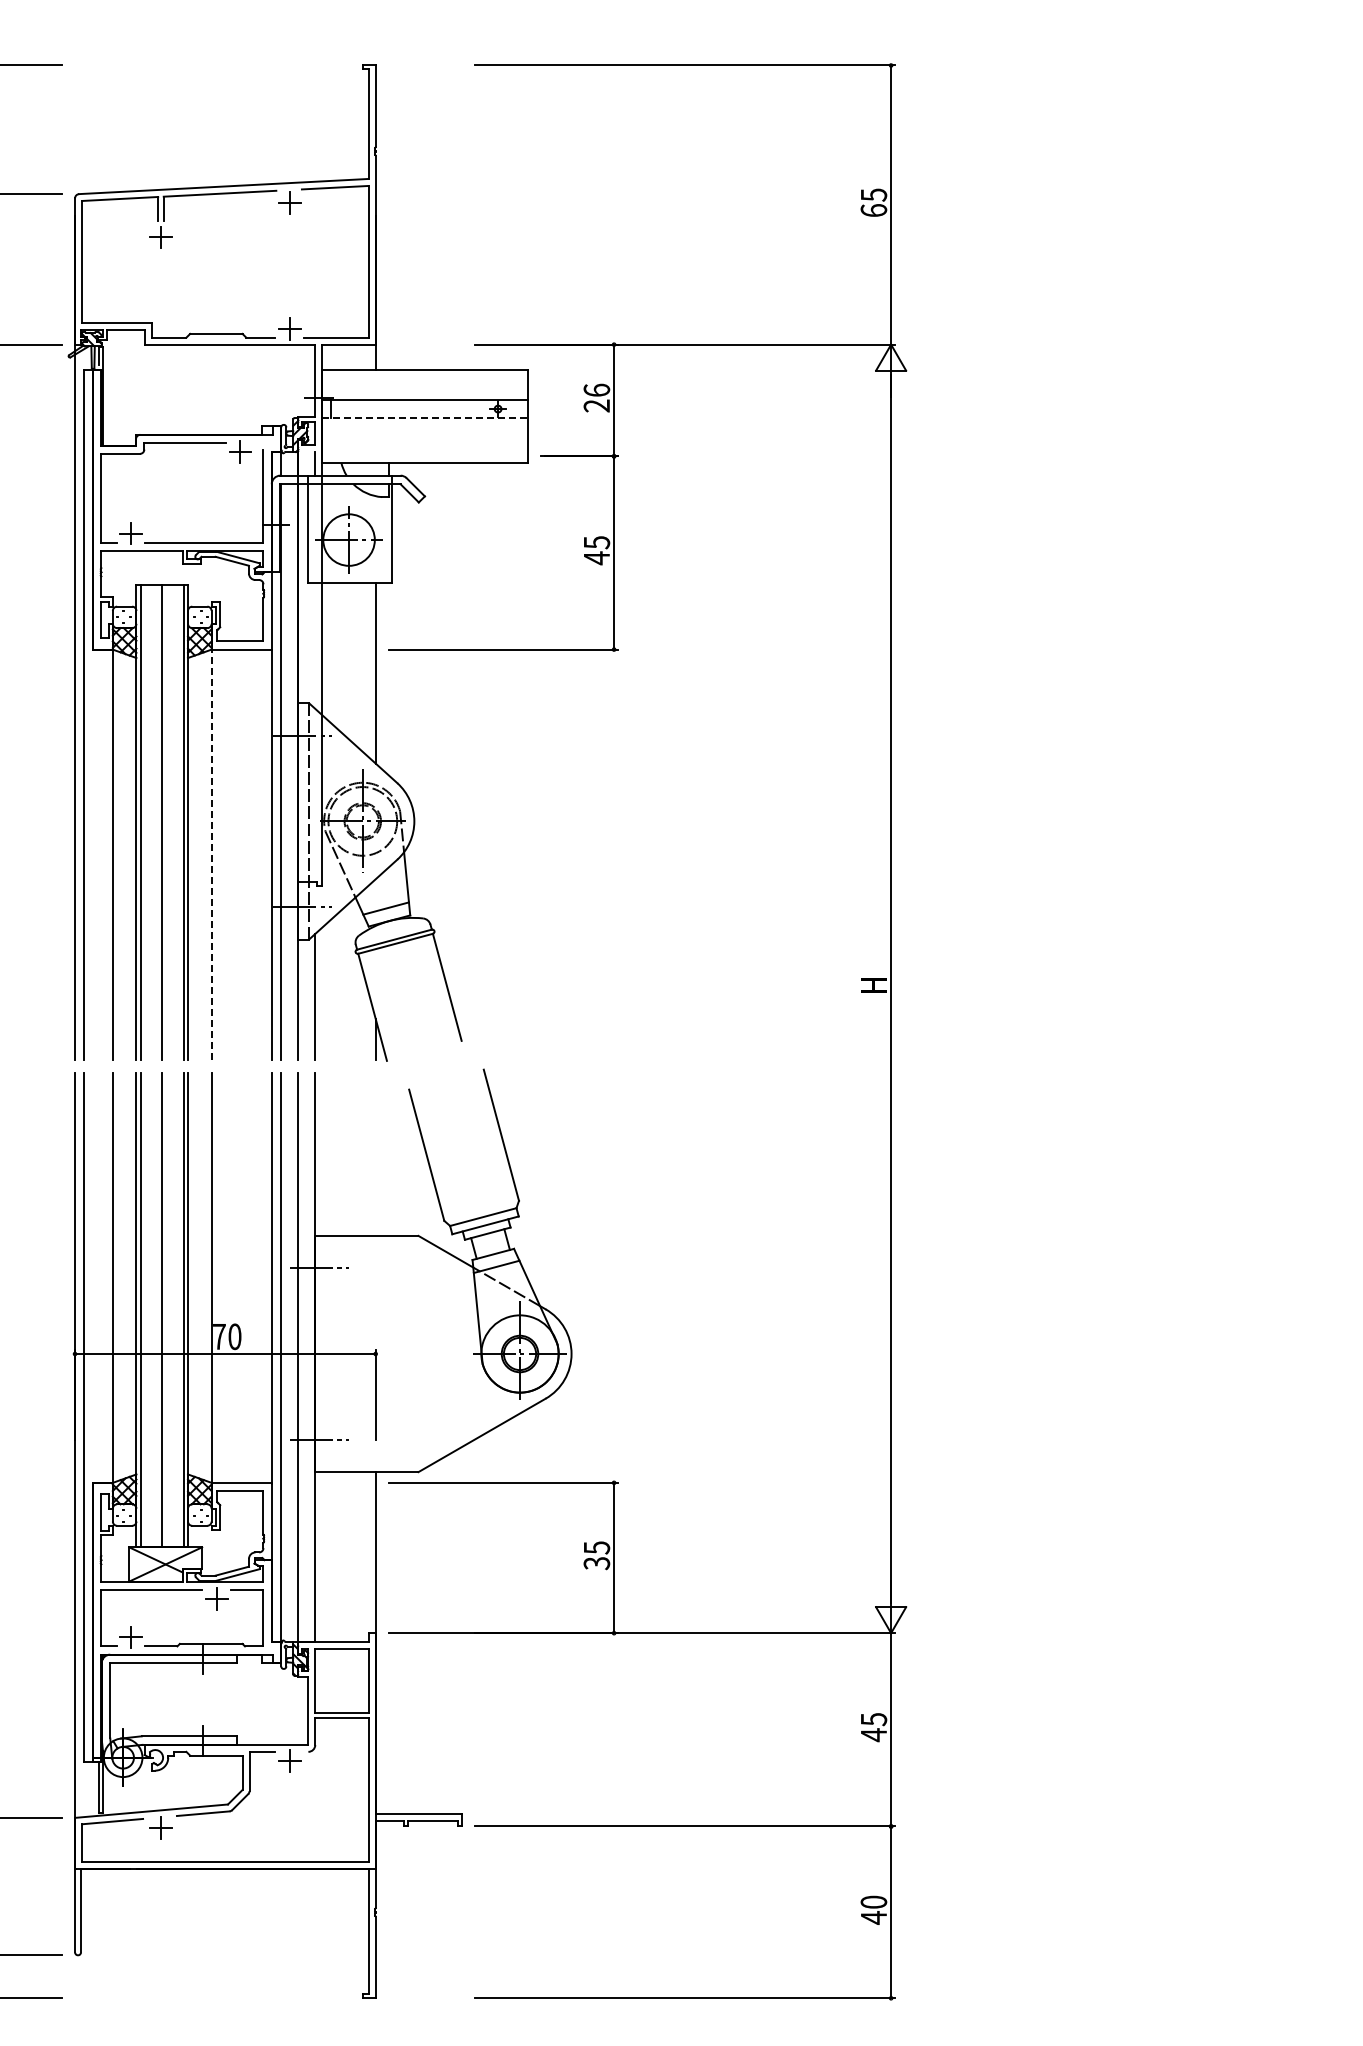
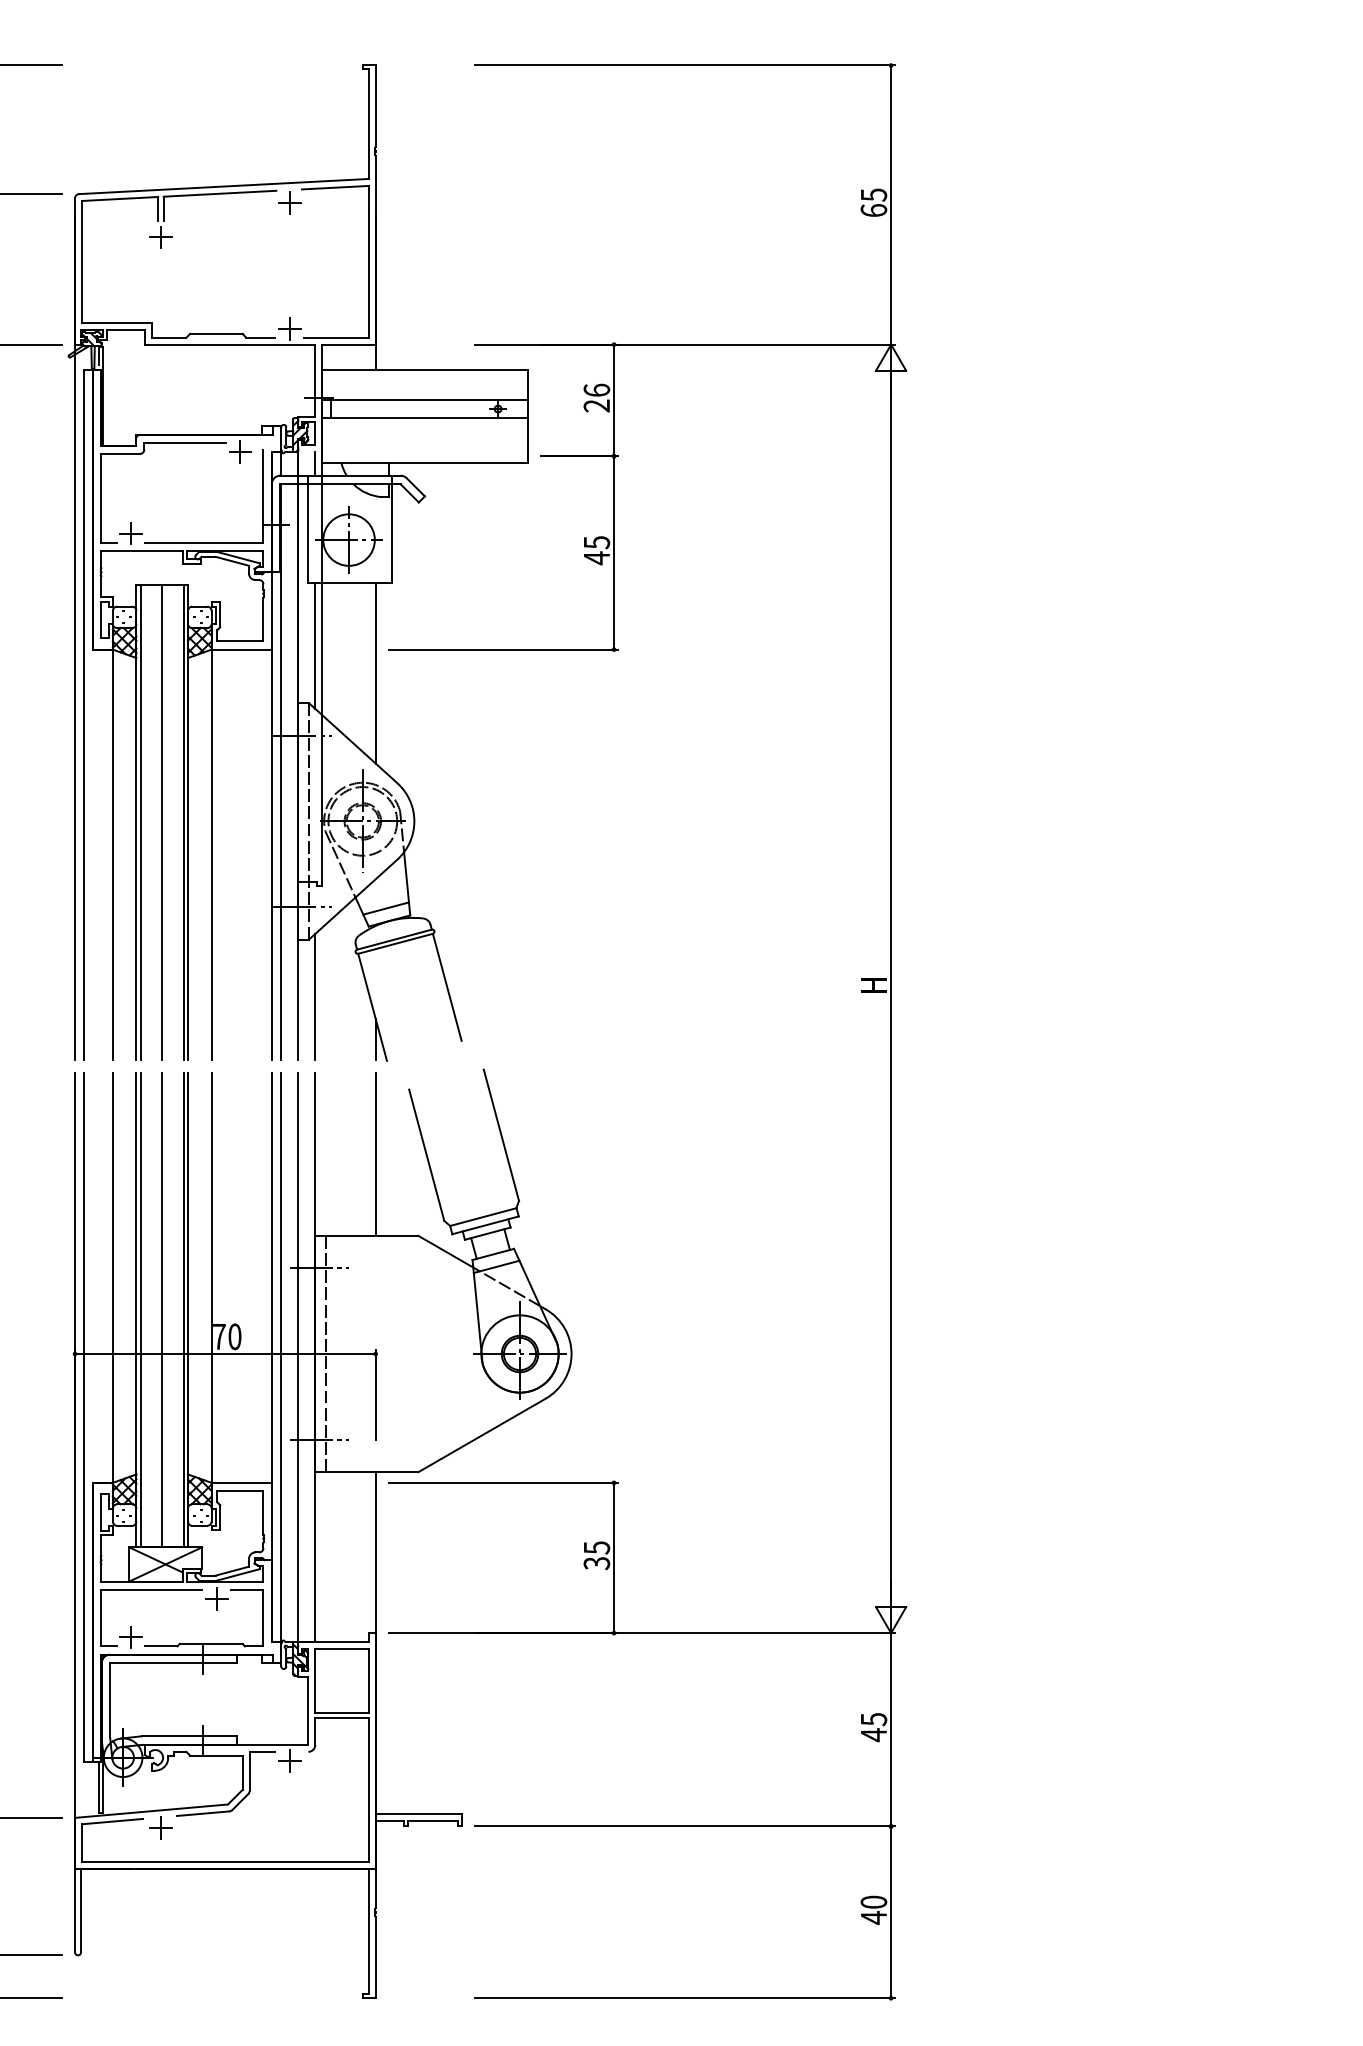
line: dashed -> solid (425, 417)
line: none -> present (315, 645)
line: dashed -> solid (211, 854)
line: none -> present (375, 1153)
line: none -> present (325, 1353)
